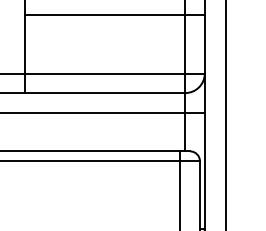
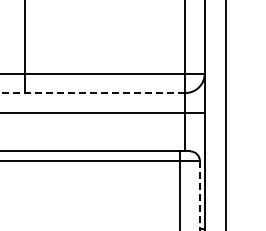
line: present -> none (114, 15)
line: solid -> dashed (92, 93)
line: solid -> dashed (199, 195)
